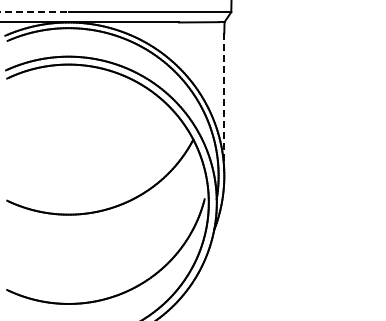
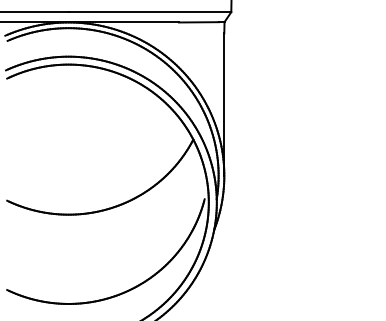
line: dashed -> solid (34, 12)
line: dashed -> solid (224, 105)
